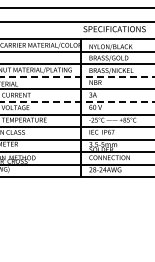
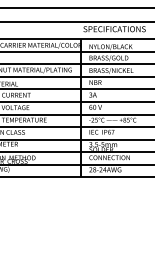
line: dashed -> solid (77, 76)
line: dashed -> solid (77, 101)
